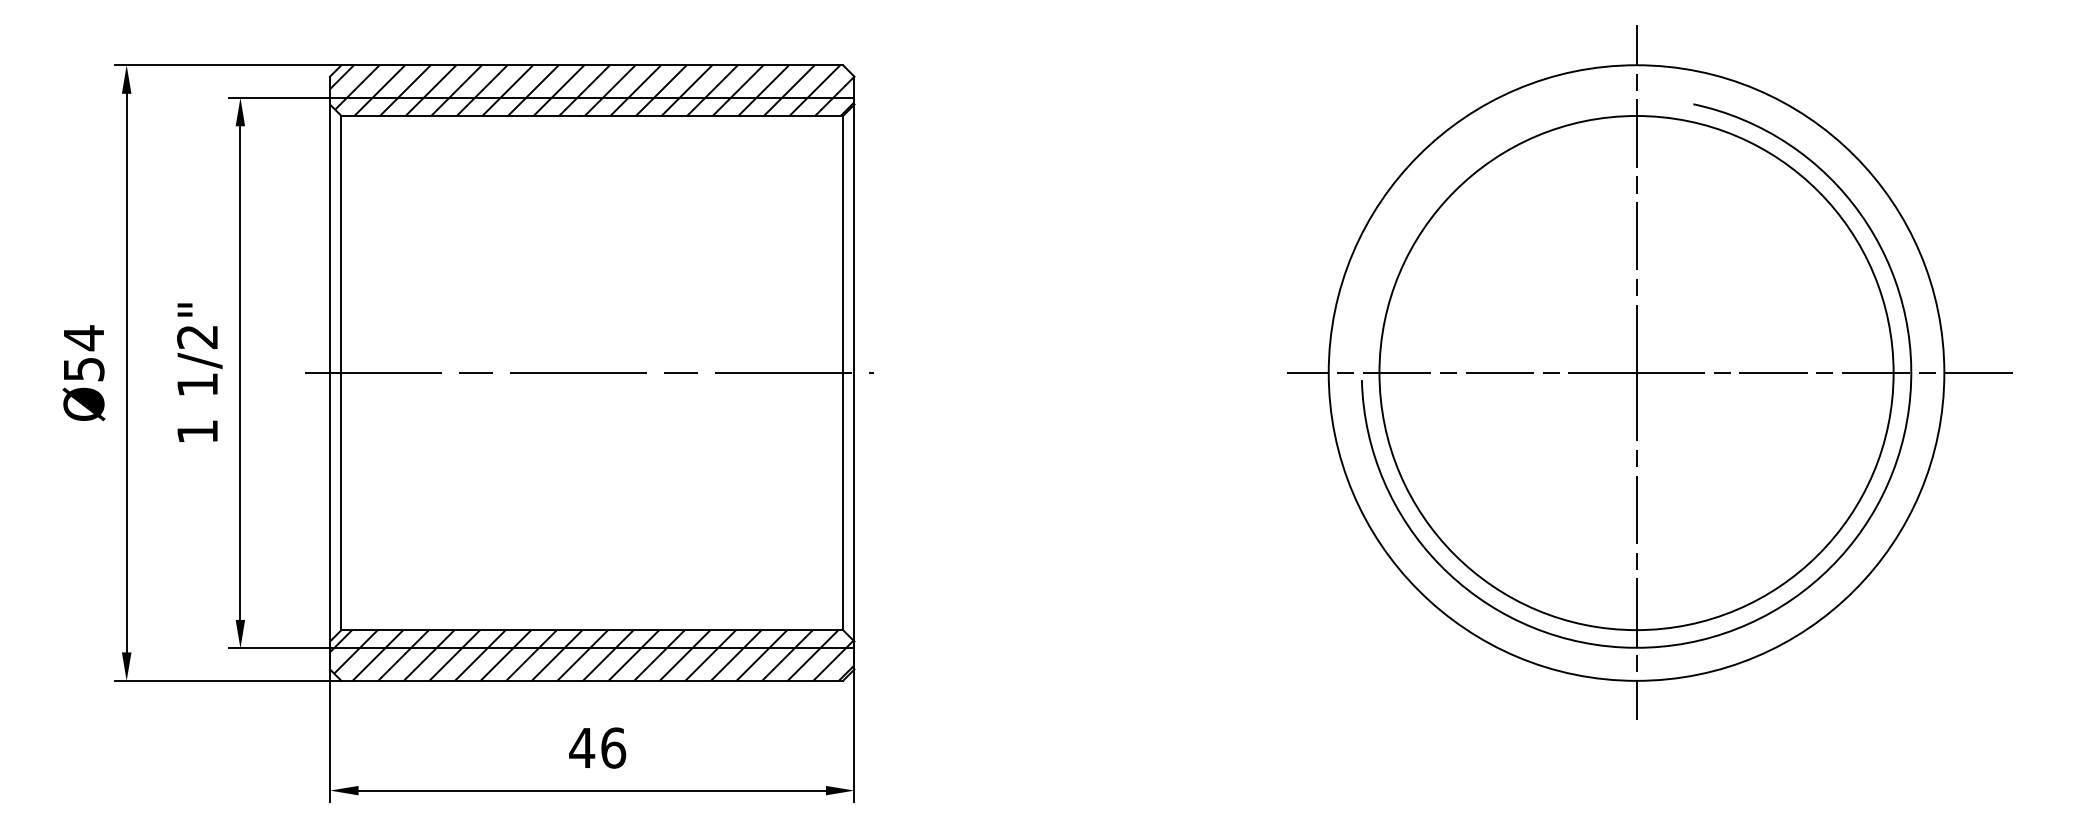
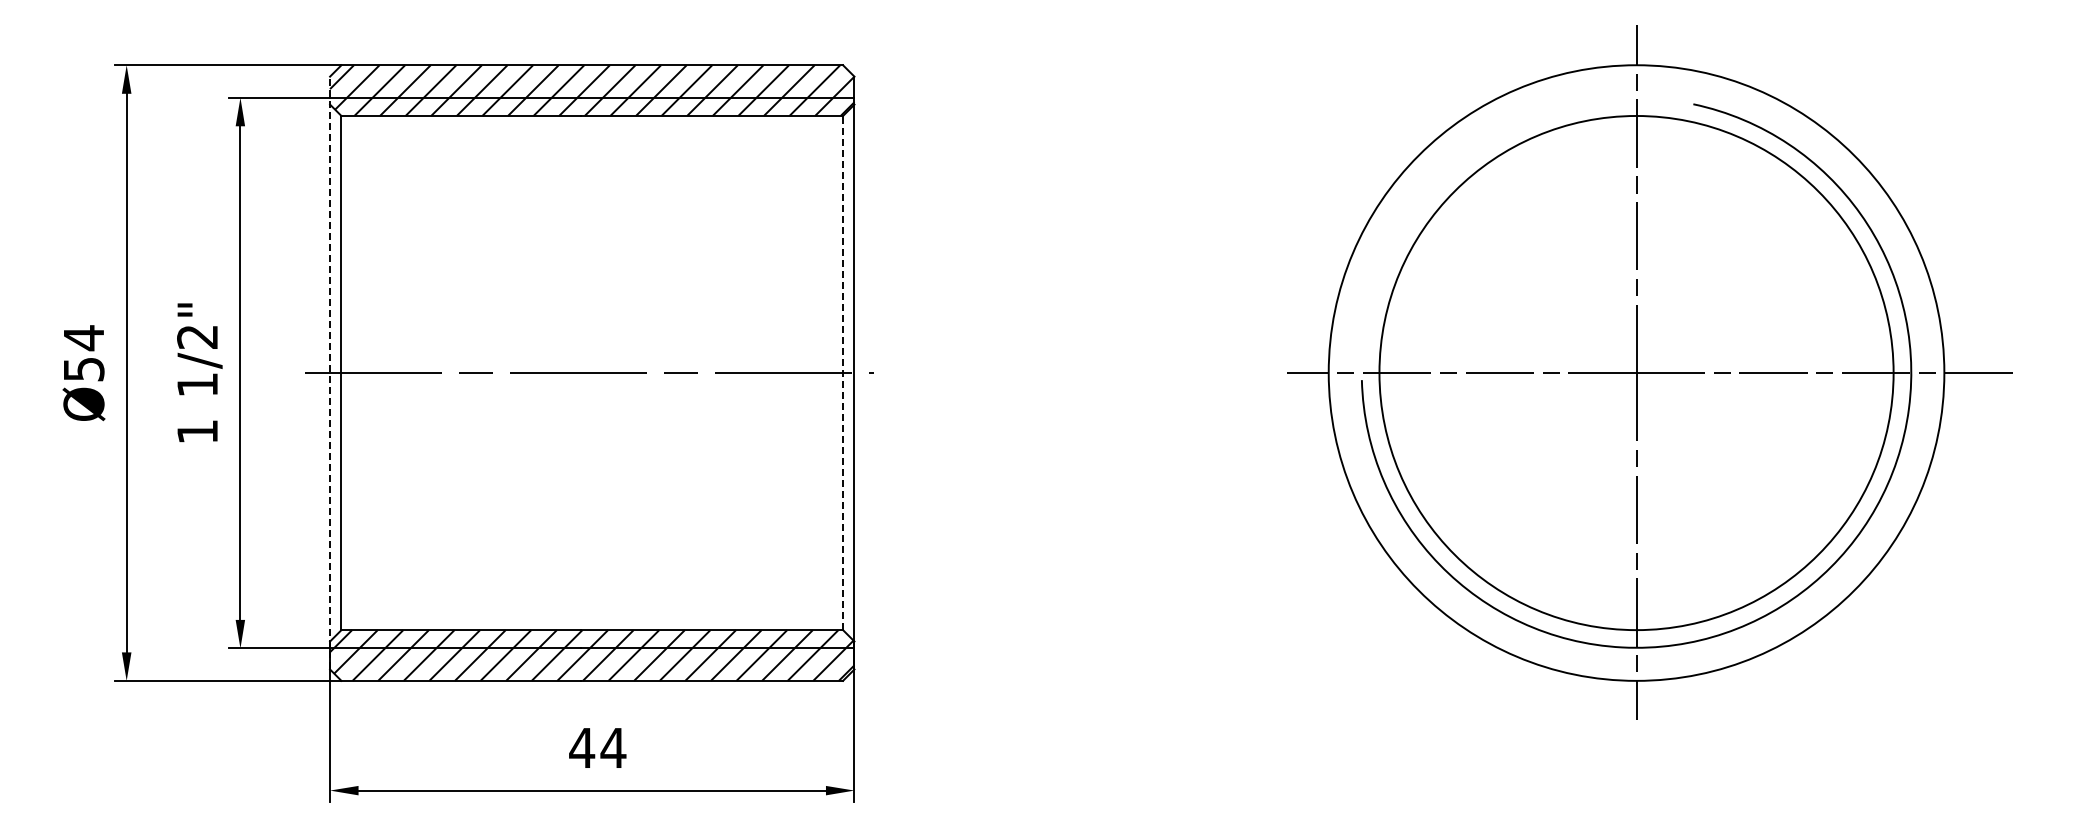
line: solid -> dashed (330, 372)
line: solid -> dashed (843, 372)
text: 46 -> 44 (613, 747)
